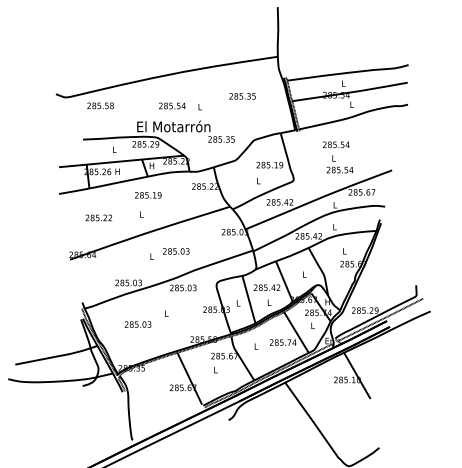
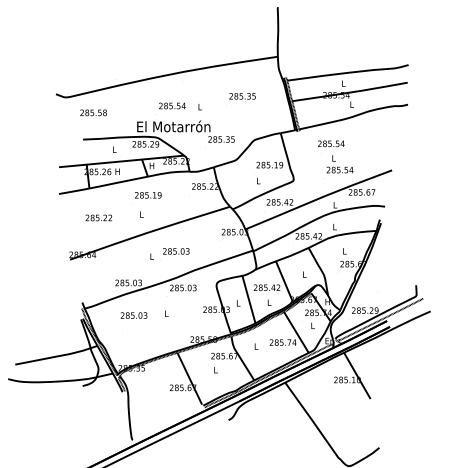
text position: (100, 105) -> (93, 112) (93, 112)
text position: (336, 144) -> (331, 143) (331, 143)
text position: (137, 324) -> (133, 315) (133, 315)
